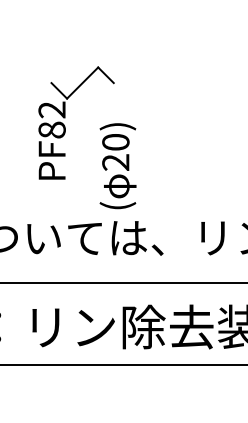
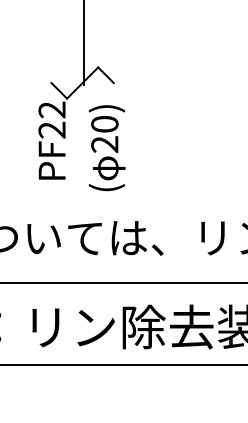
line: none -> present (83, 43)
text: PF82 -> PF22 (51, 129)
text position: (117, 166) -> (106, 148) (106, 148)
